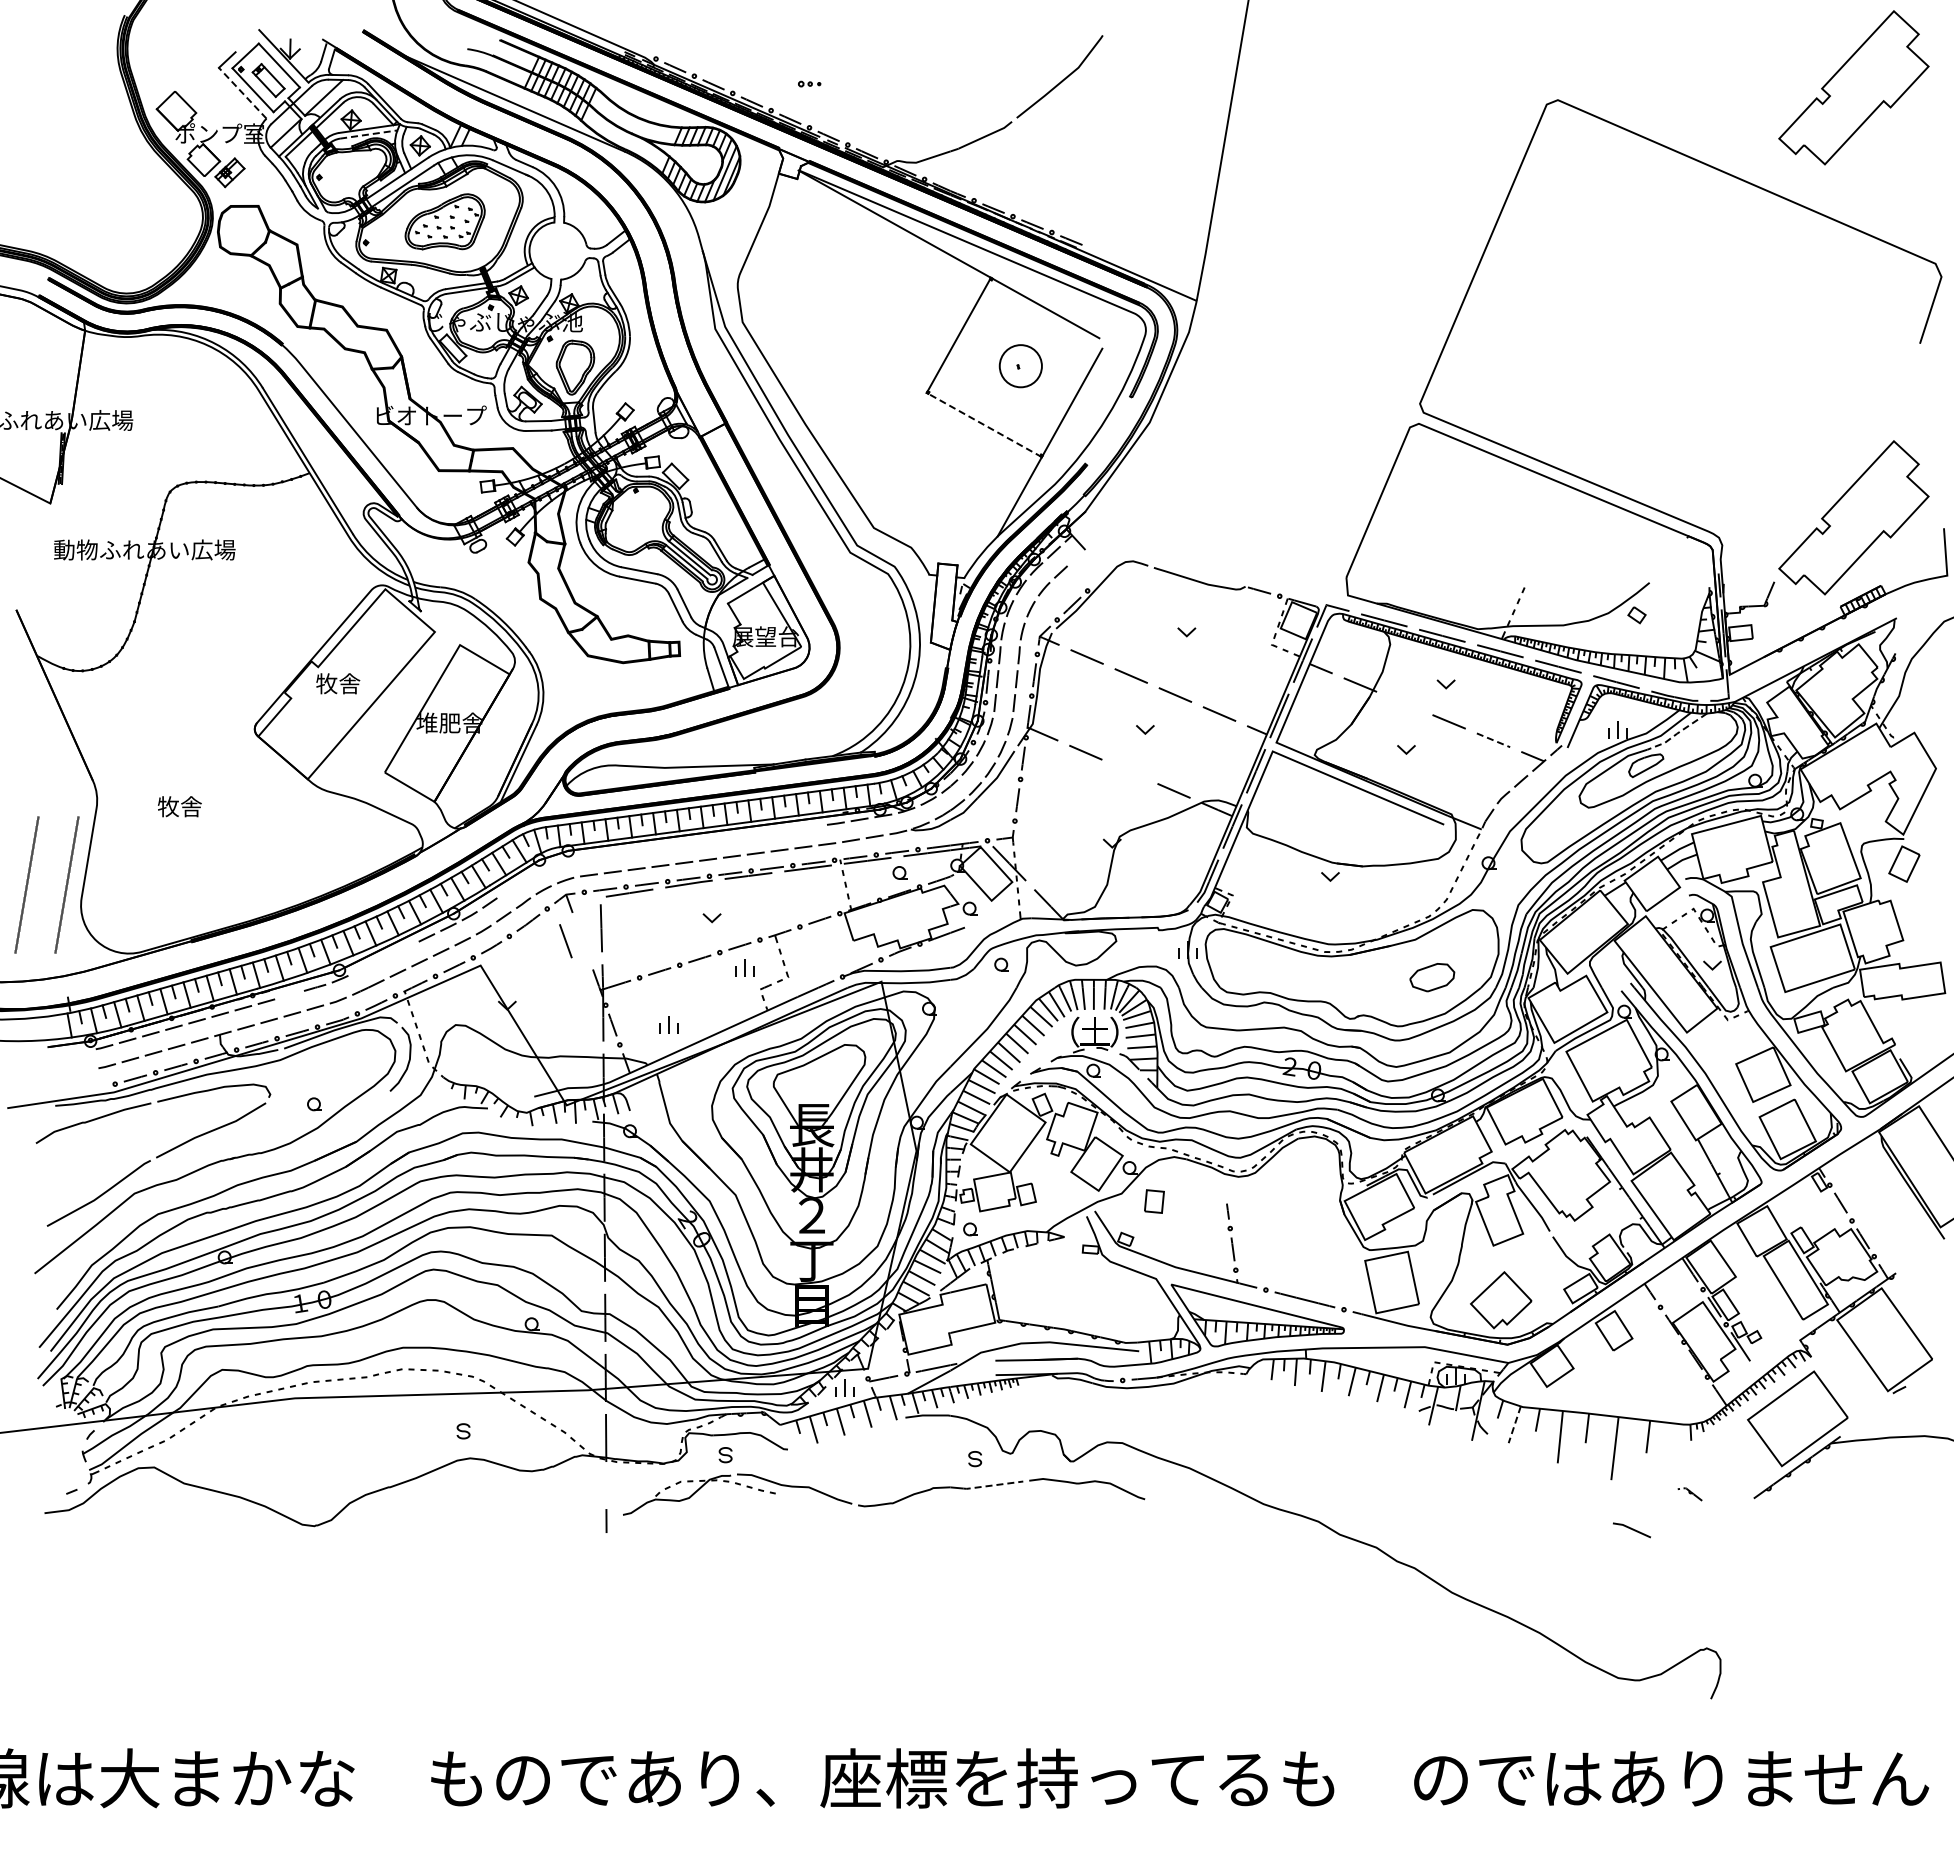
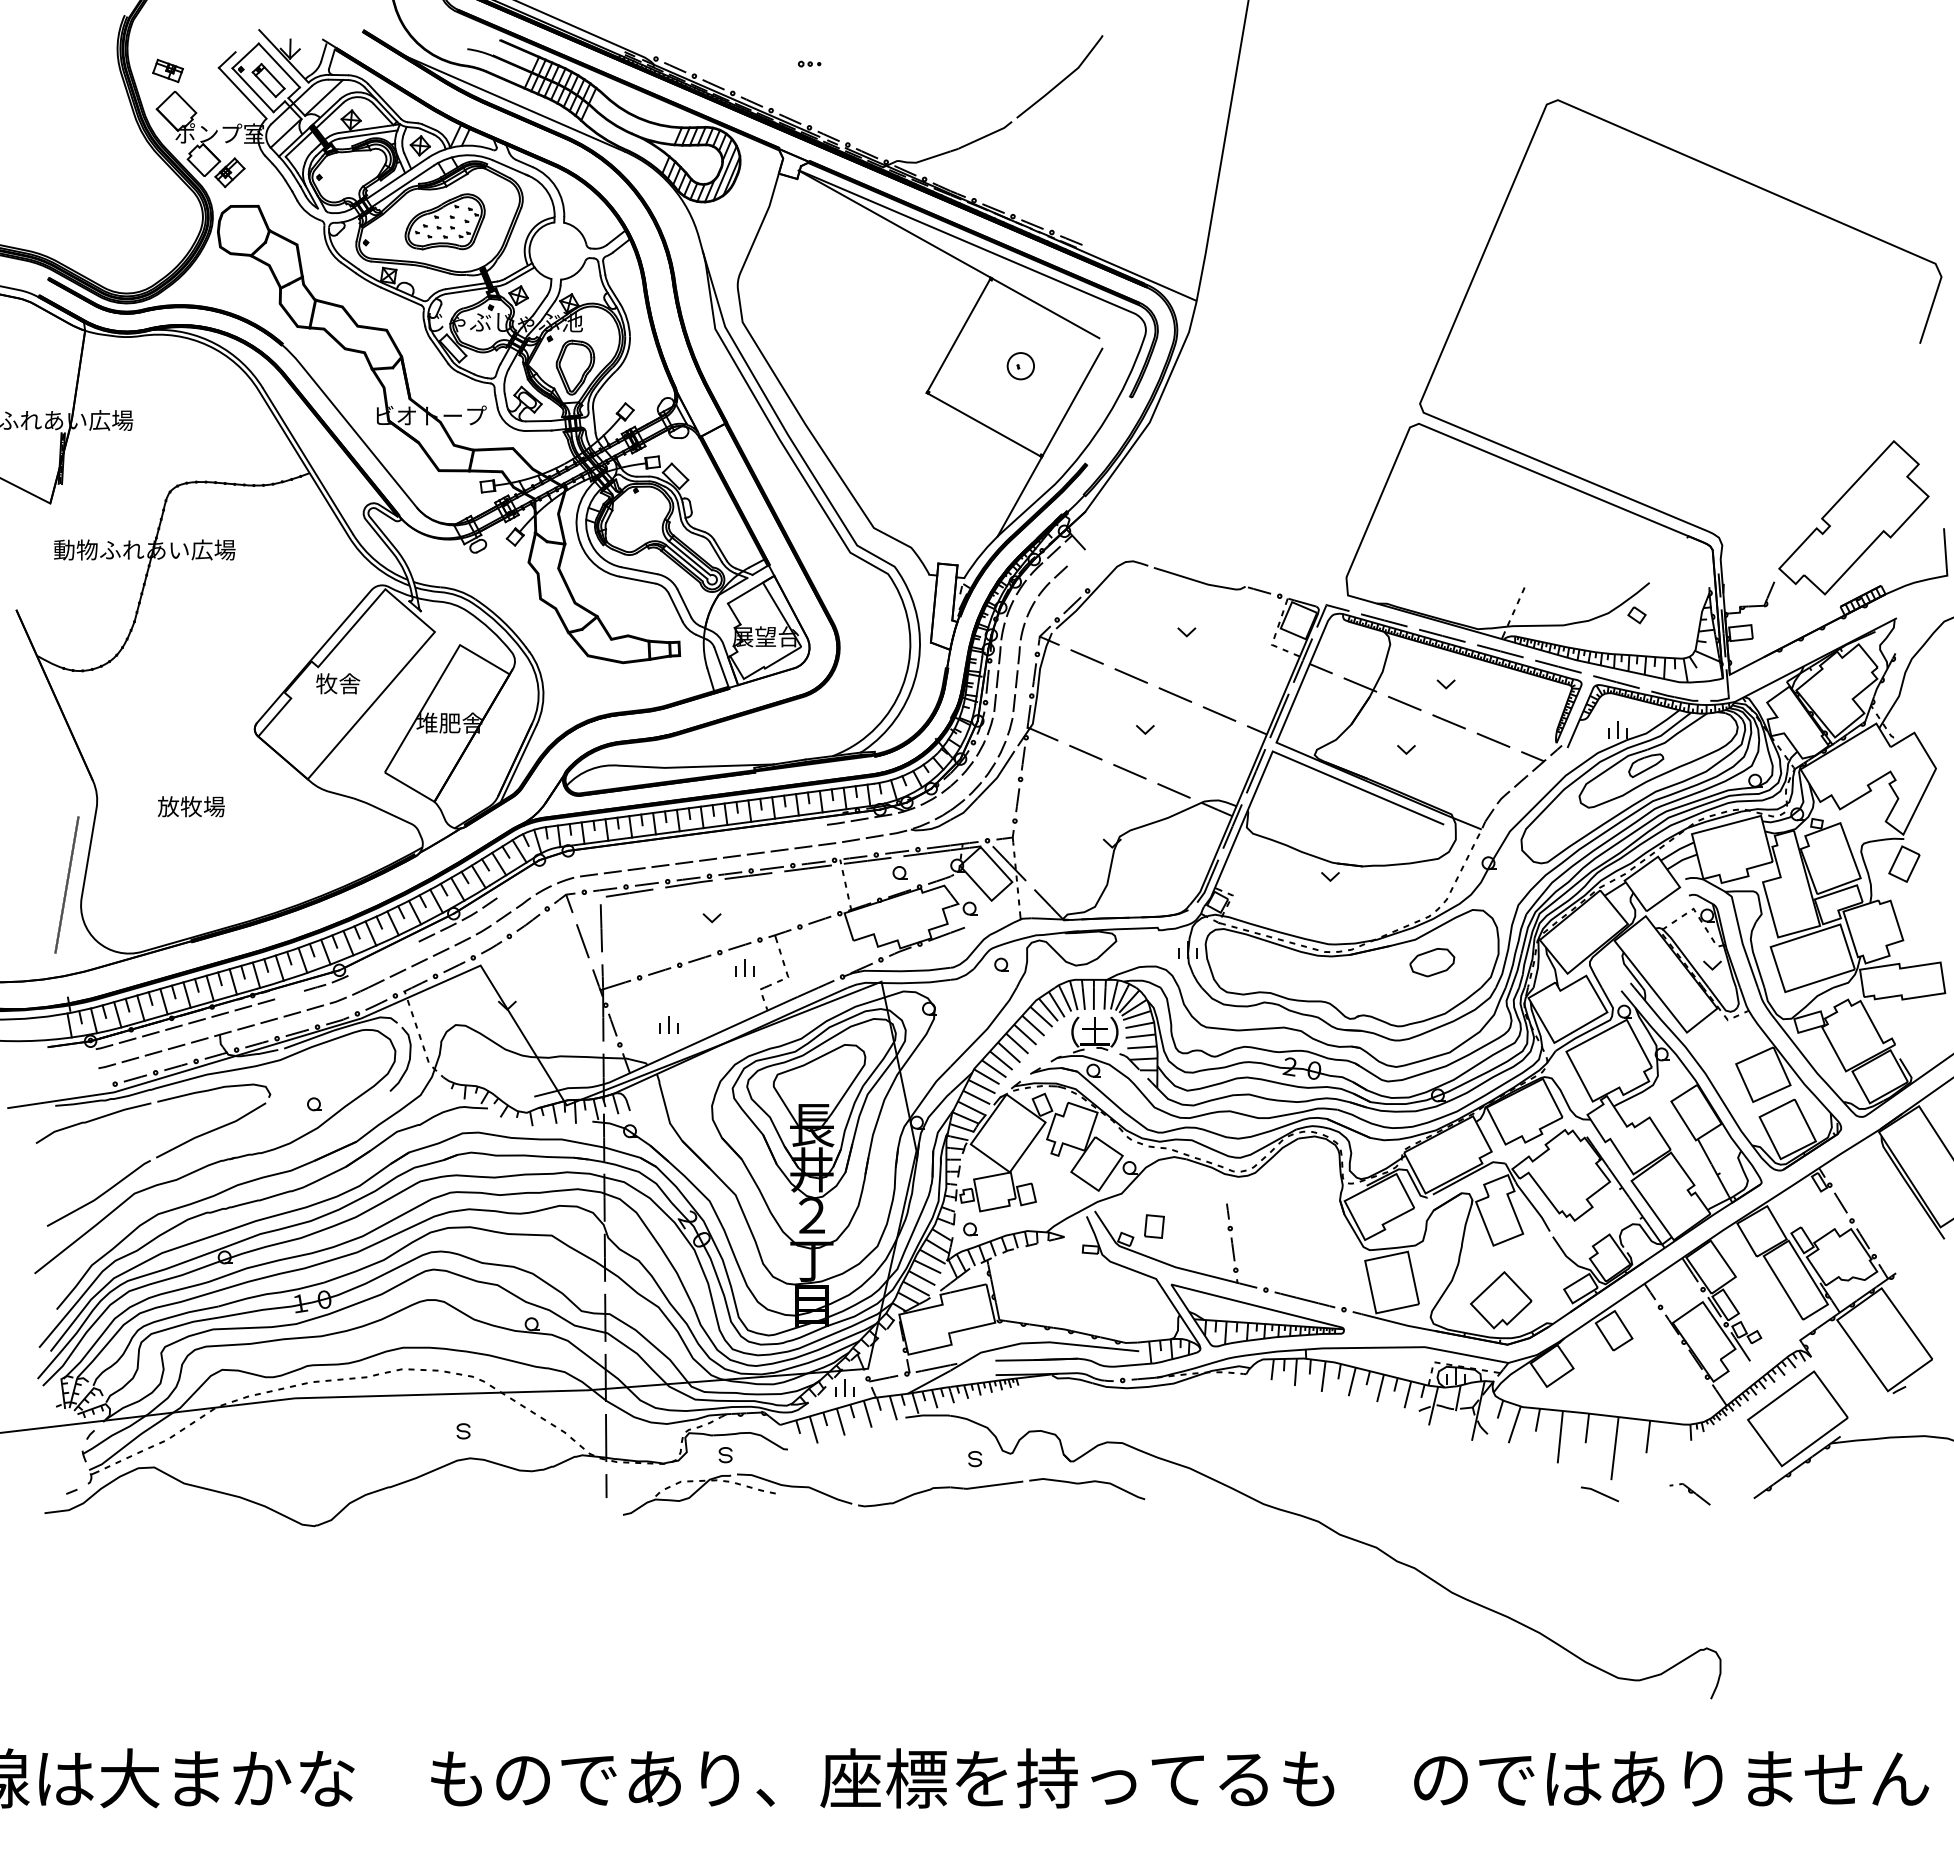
part: none -> present (167, 70)
part position: (809, 83) -> (809, 63) (809, 63)
part: present -> none (1853, 87)
line: dashed -> solid (242, 93)
line: dashed -> solid (368, 134)
circle diameter: 42 px -> 26 px (1020, 366)
line: dashed -> solid (984, 425)
line: none -> present (1404, 702)
line: dashed -> solid (1677, 733)
line: dashed -> solid (1493, 740)
line: none -> present (1129, 771)
text: 牧舎 -> 放牧場 (190, 806)
line: present -> none (26, 884)
line position: (565, 941) -> (582, 941) (582, 941)
part position: (1432, 977) -> (1432, 962) (1432, 962)
part position: (1154, 1201) -> (1154, 1226) (1154, 1226)
line: dashed -> solid (1514, 1425)
line: dashed -> solid (992, 1485)
part size: 26x15 px -> 42x23 px (1689, 1494)
line position: (606, 1520) -> (606, 1485) (606, 1485)
line position: (1631, 1529) -> (1599, 1493) (1599, 1493)
